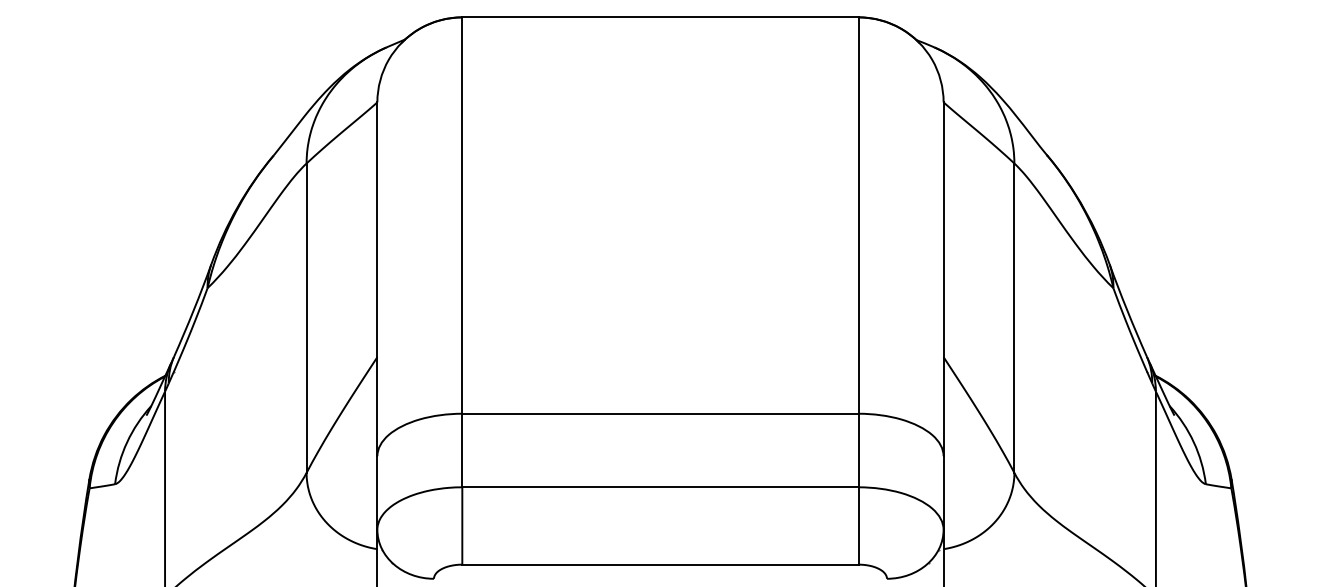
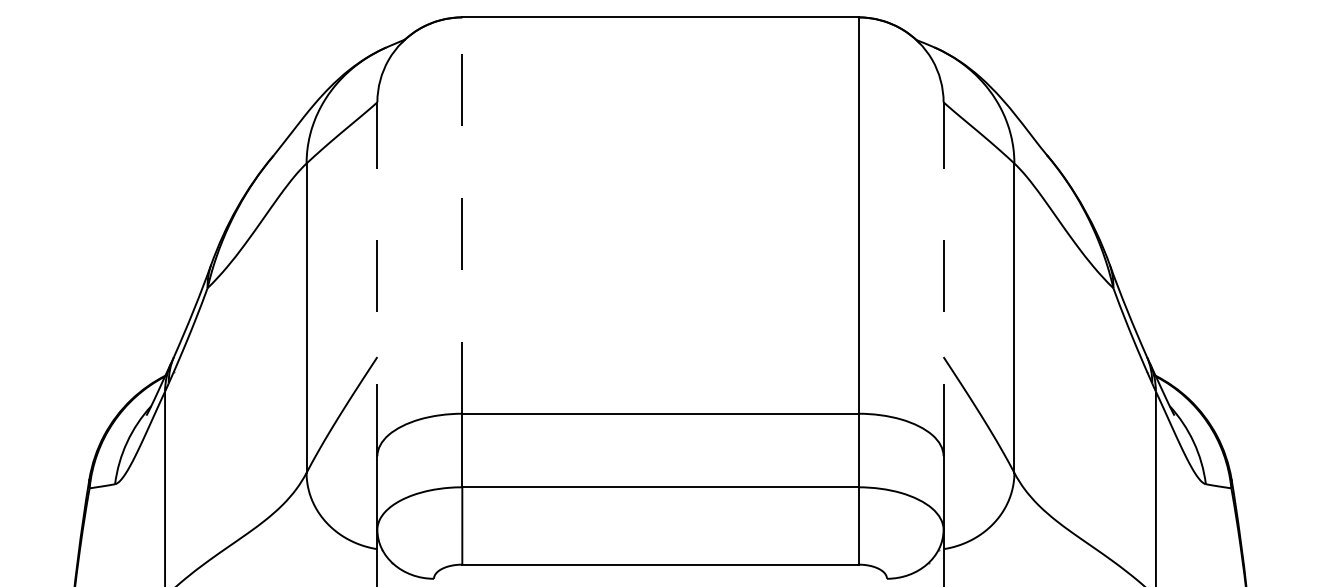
line: solid -> dashed (462, 215)
line: solid -> dashed (377, 279)
line: solid -> dashed (943, 279)
